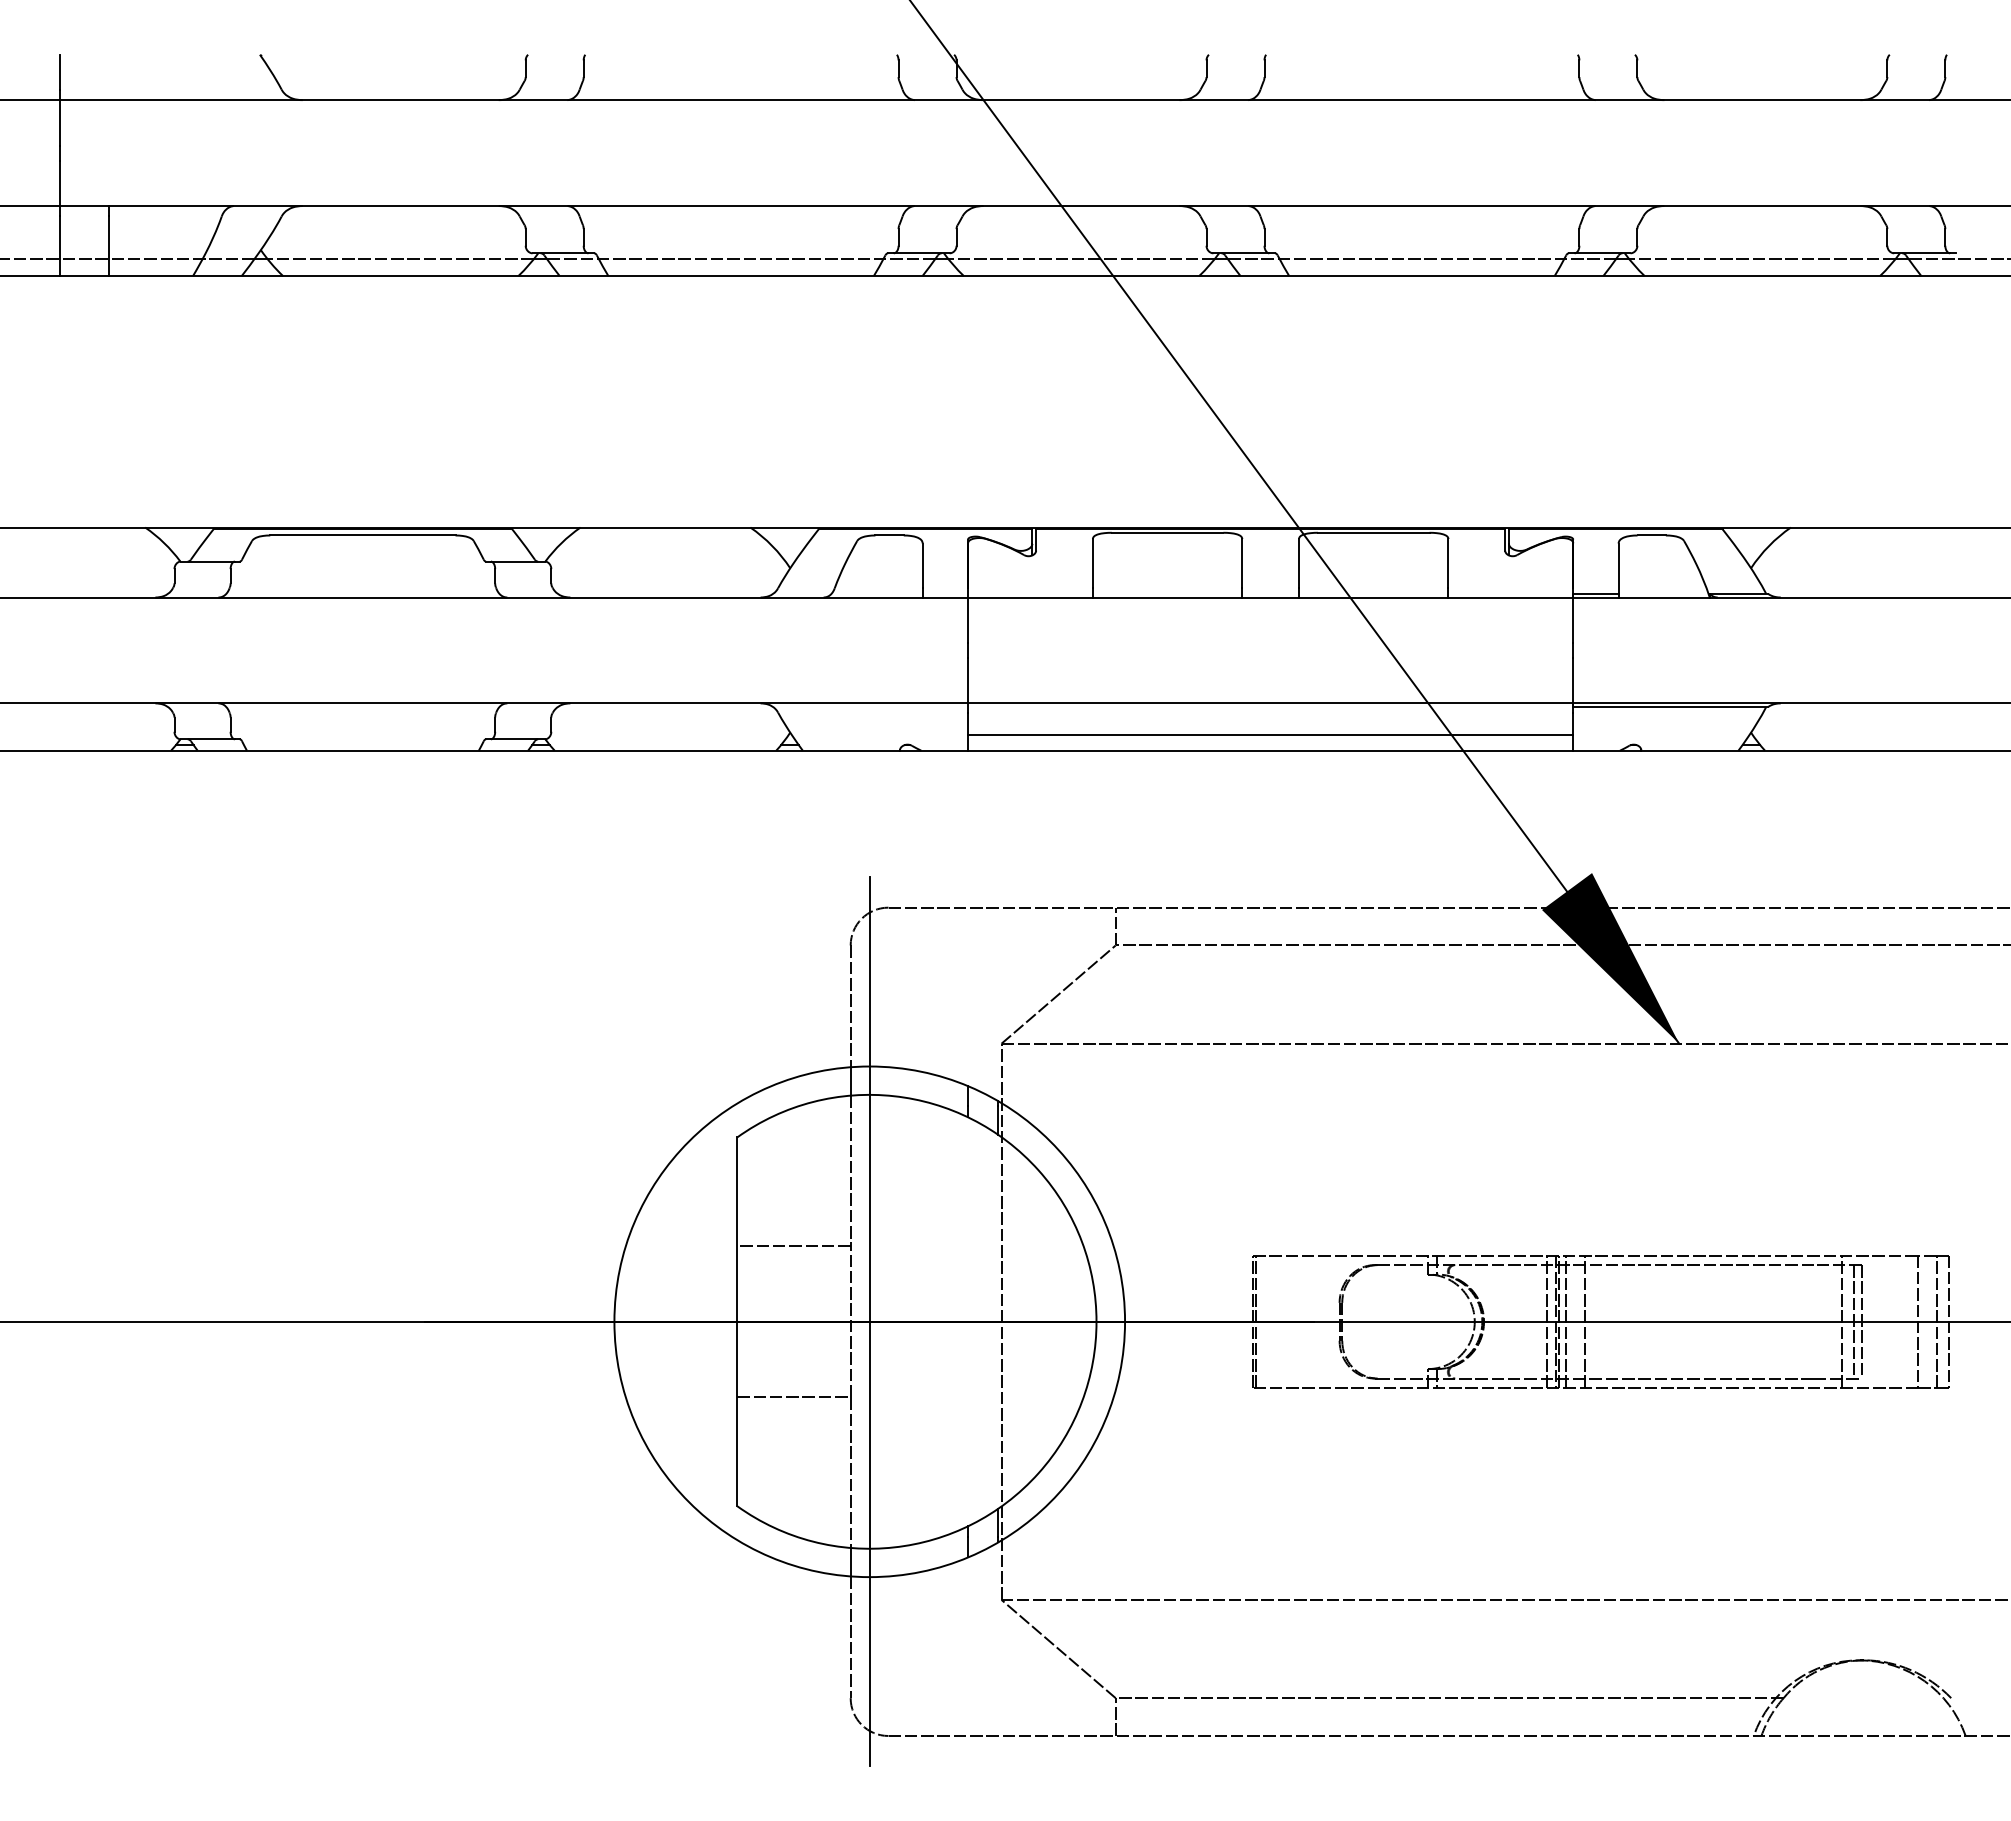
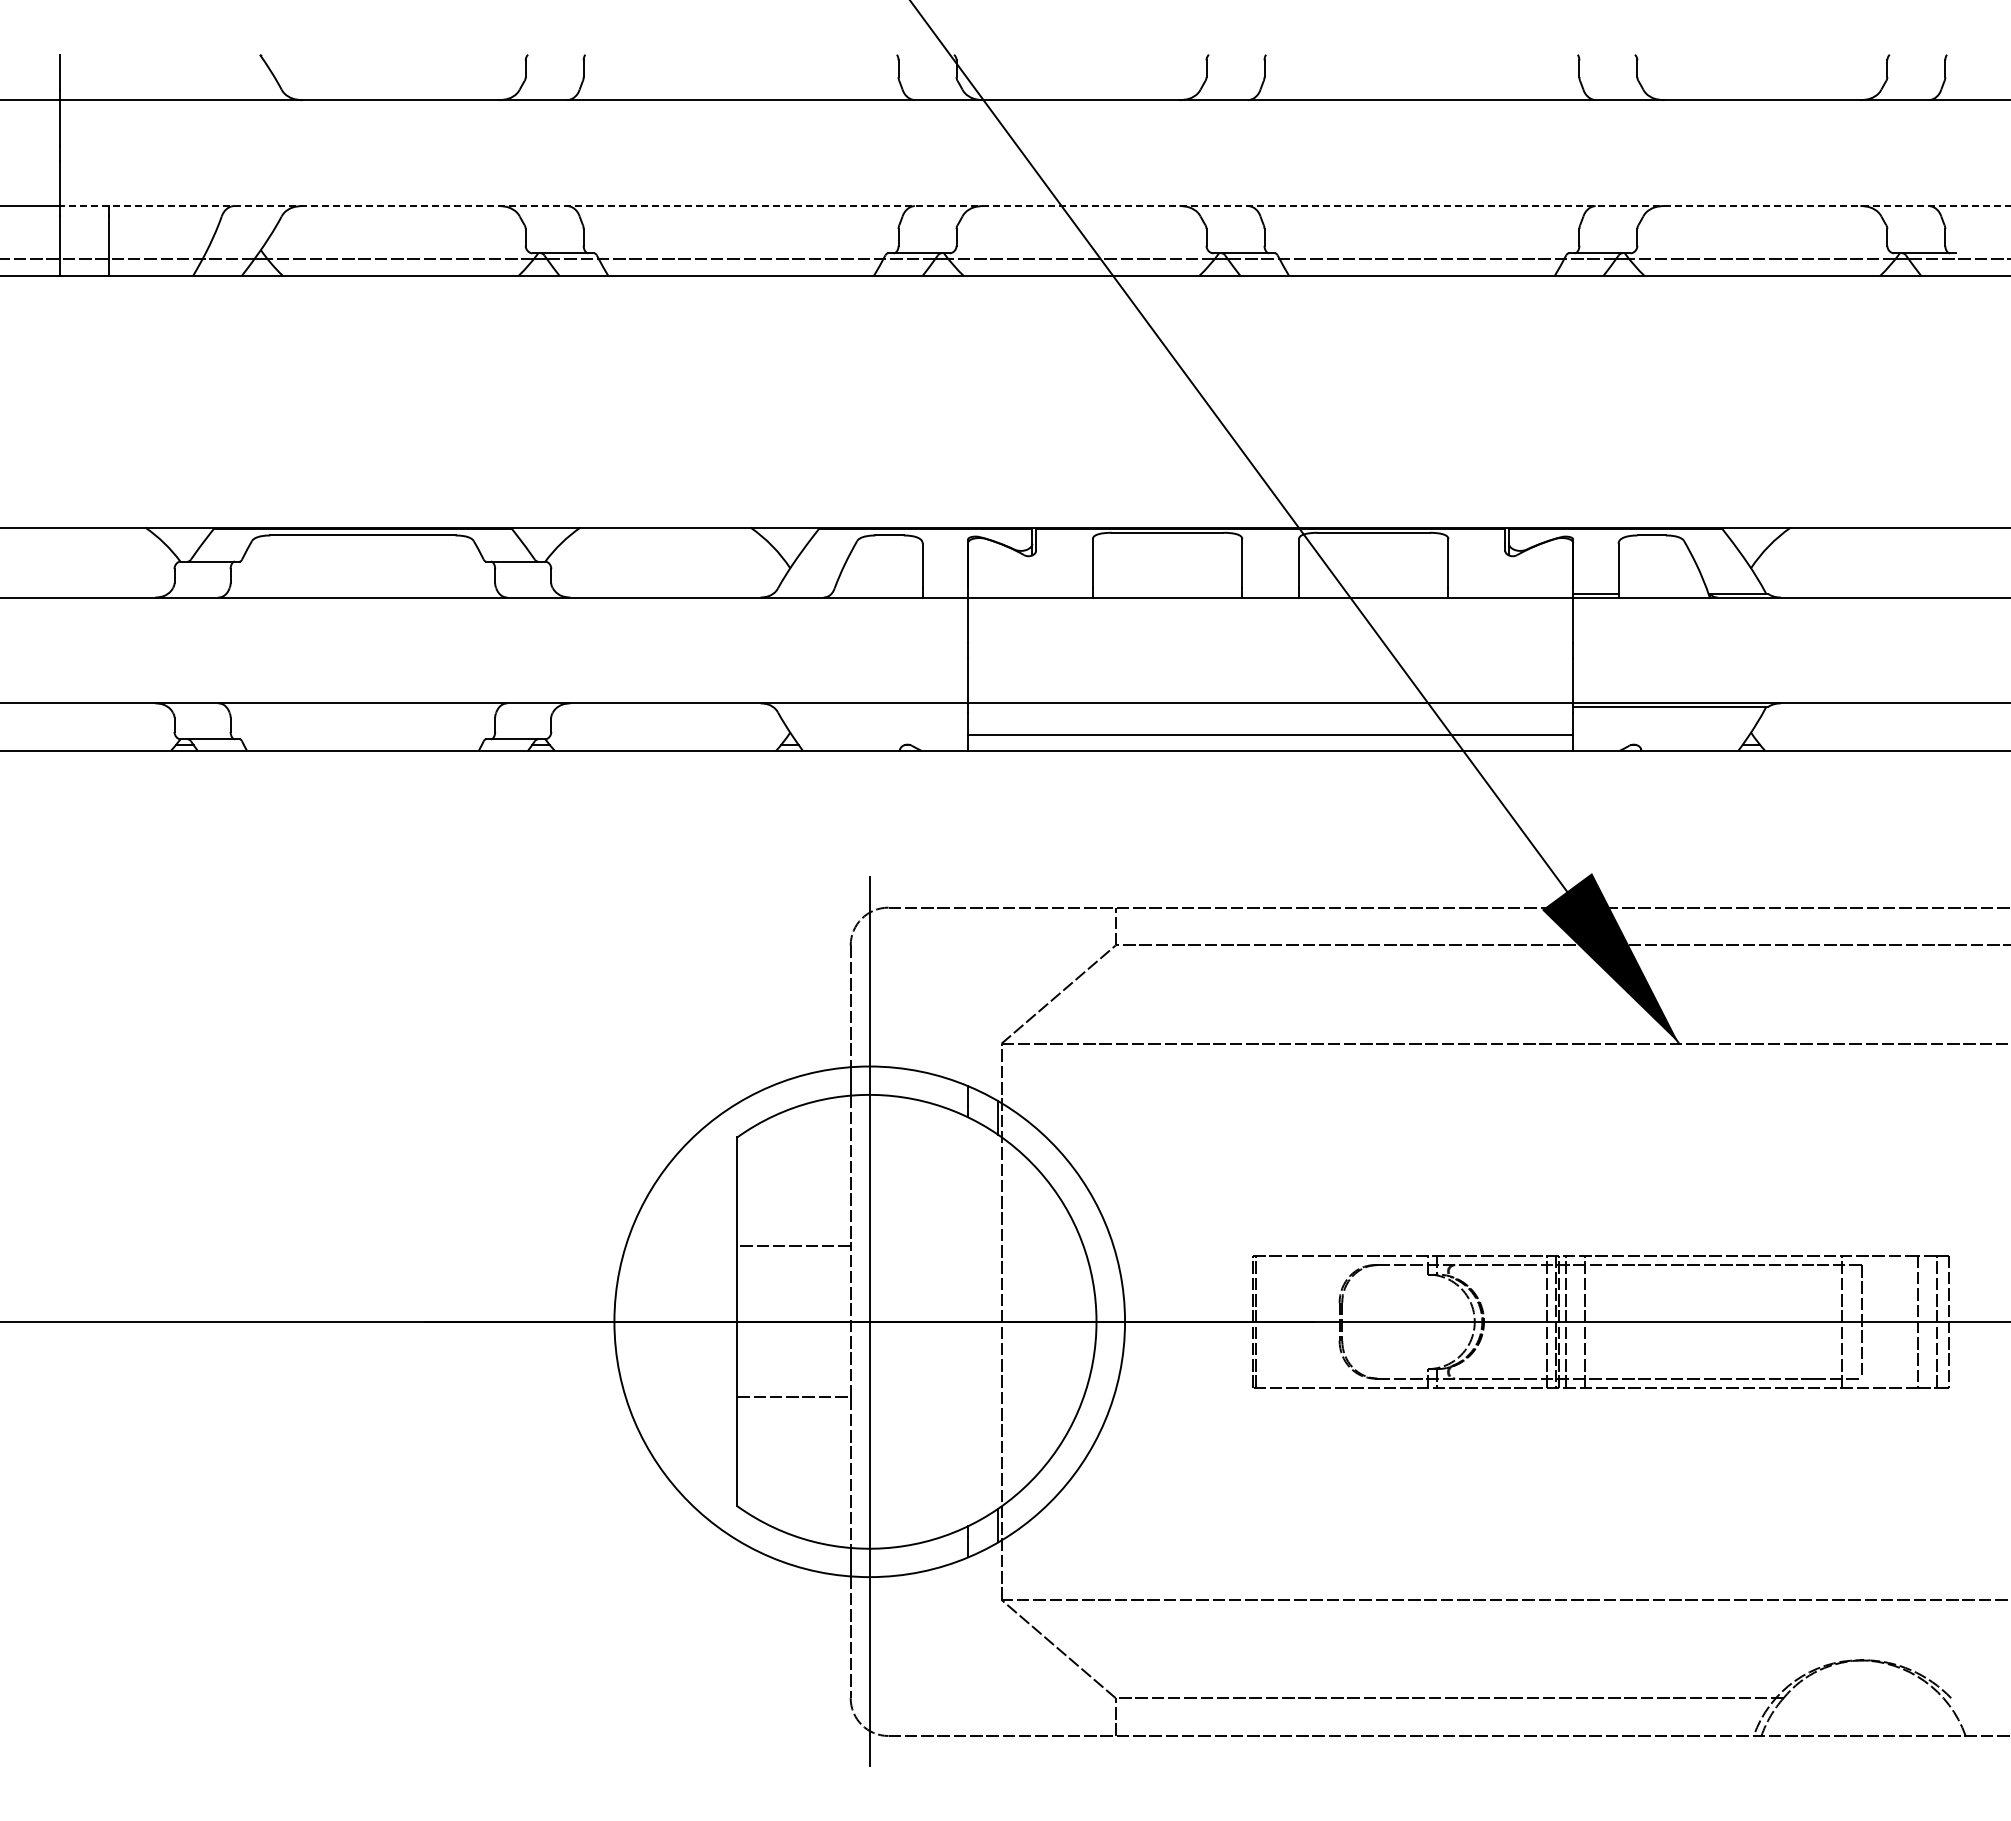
line: solid -> dashed (1035, 206)
line: present -> none (1854, 1321)
